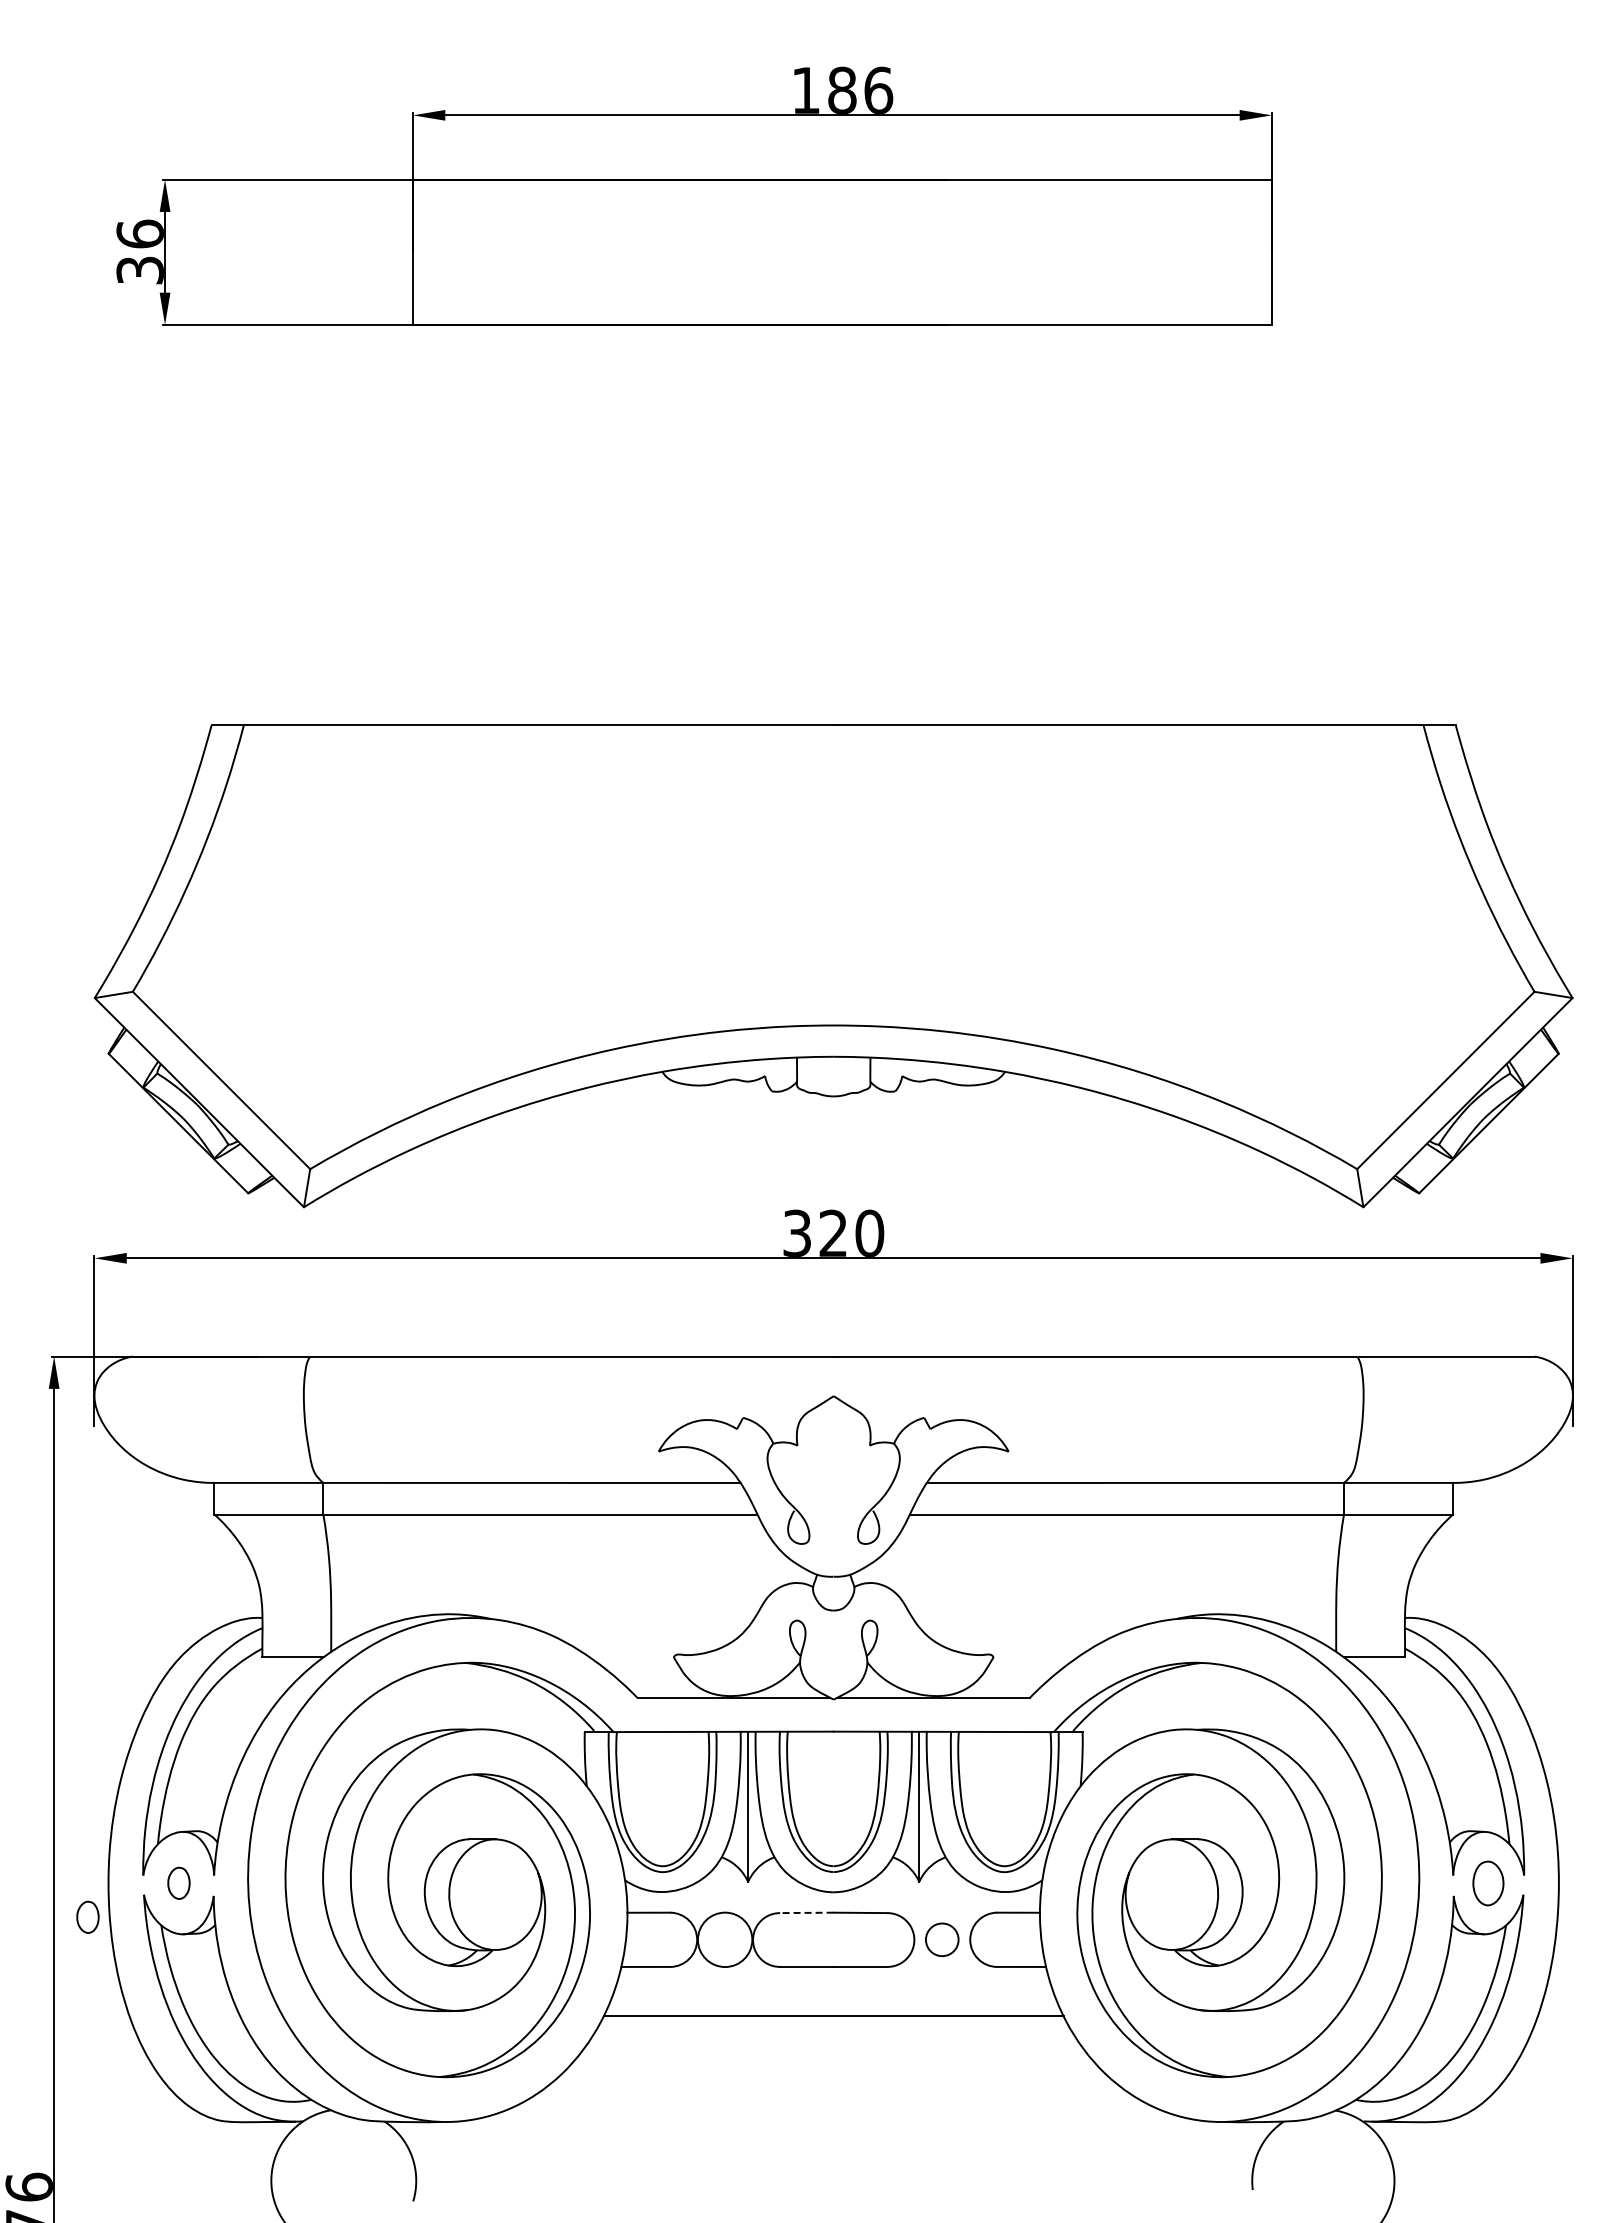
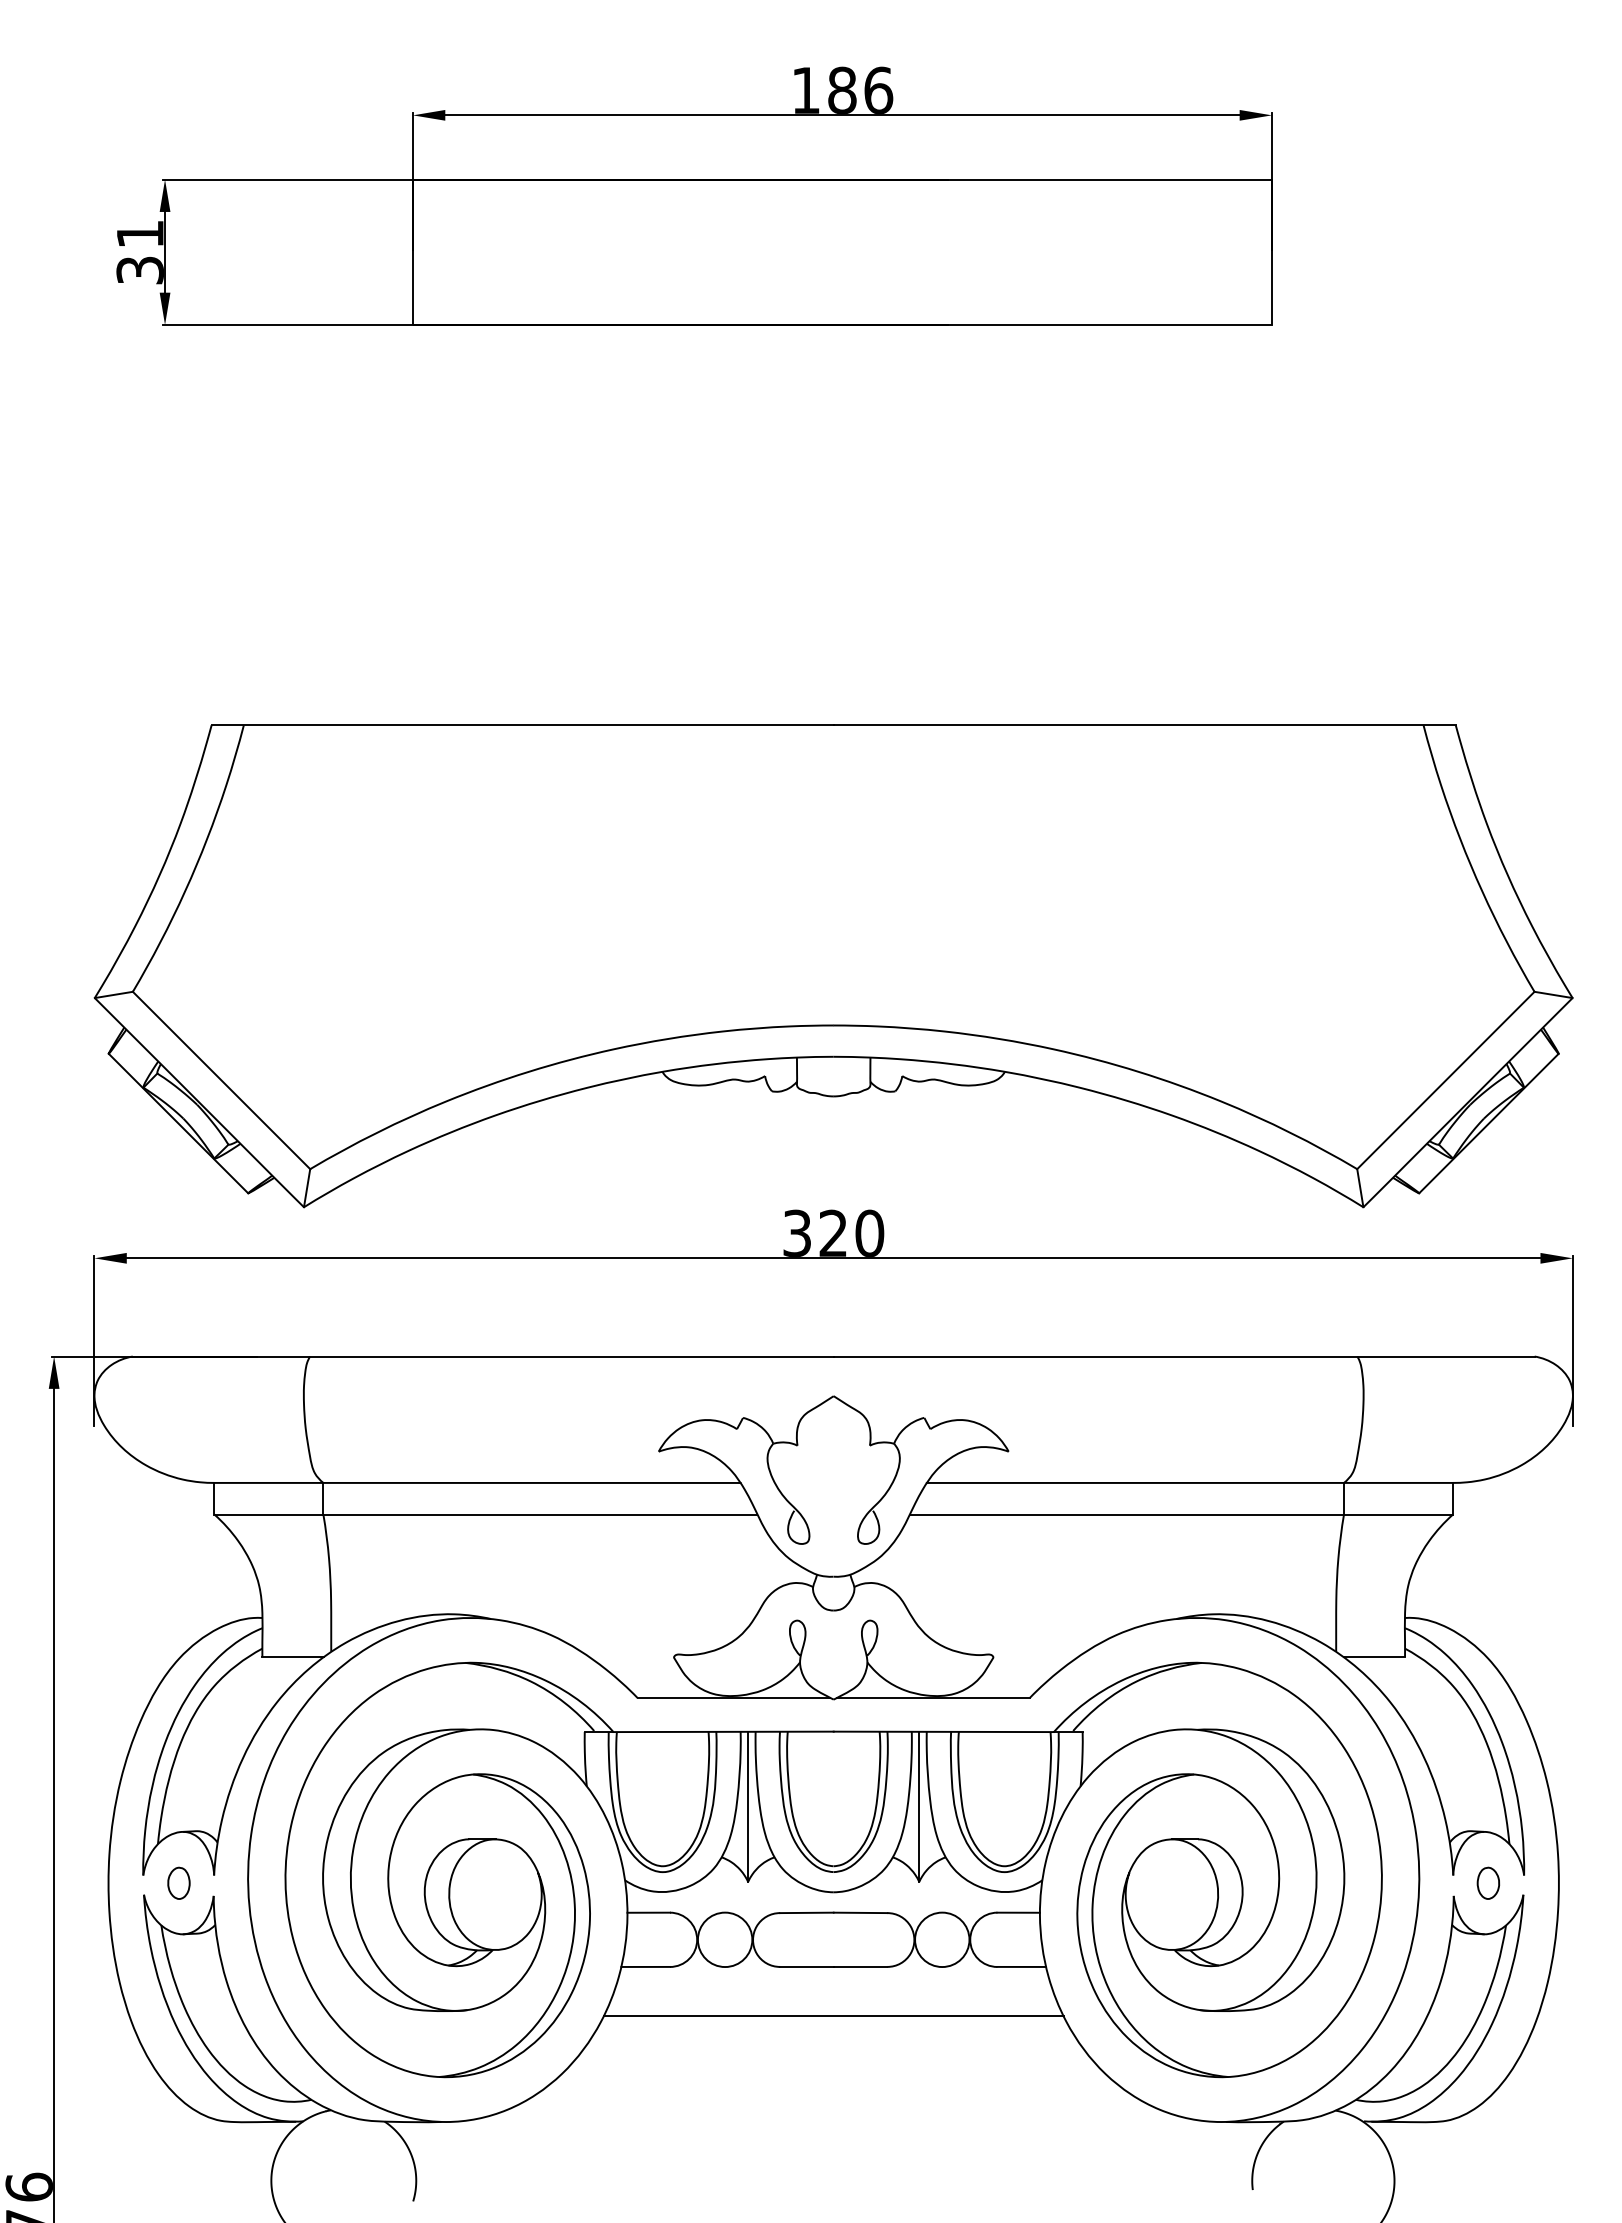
text: 36 -> 31 (139, 233)
part size: 33x47 px -> 25x34 px (1488, 1882)
line: dashed -> solid (806, 1912)
part: present -> none (87, 1916)
circle diameter: 33 px -> 54 px (942, 1939)
